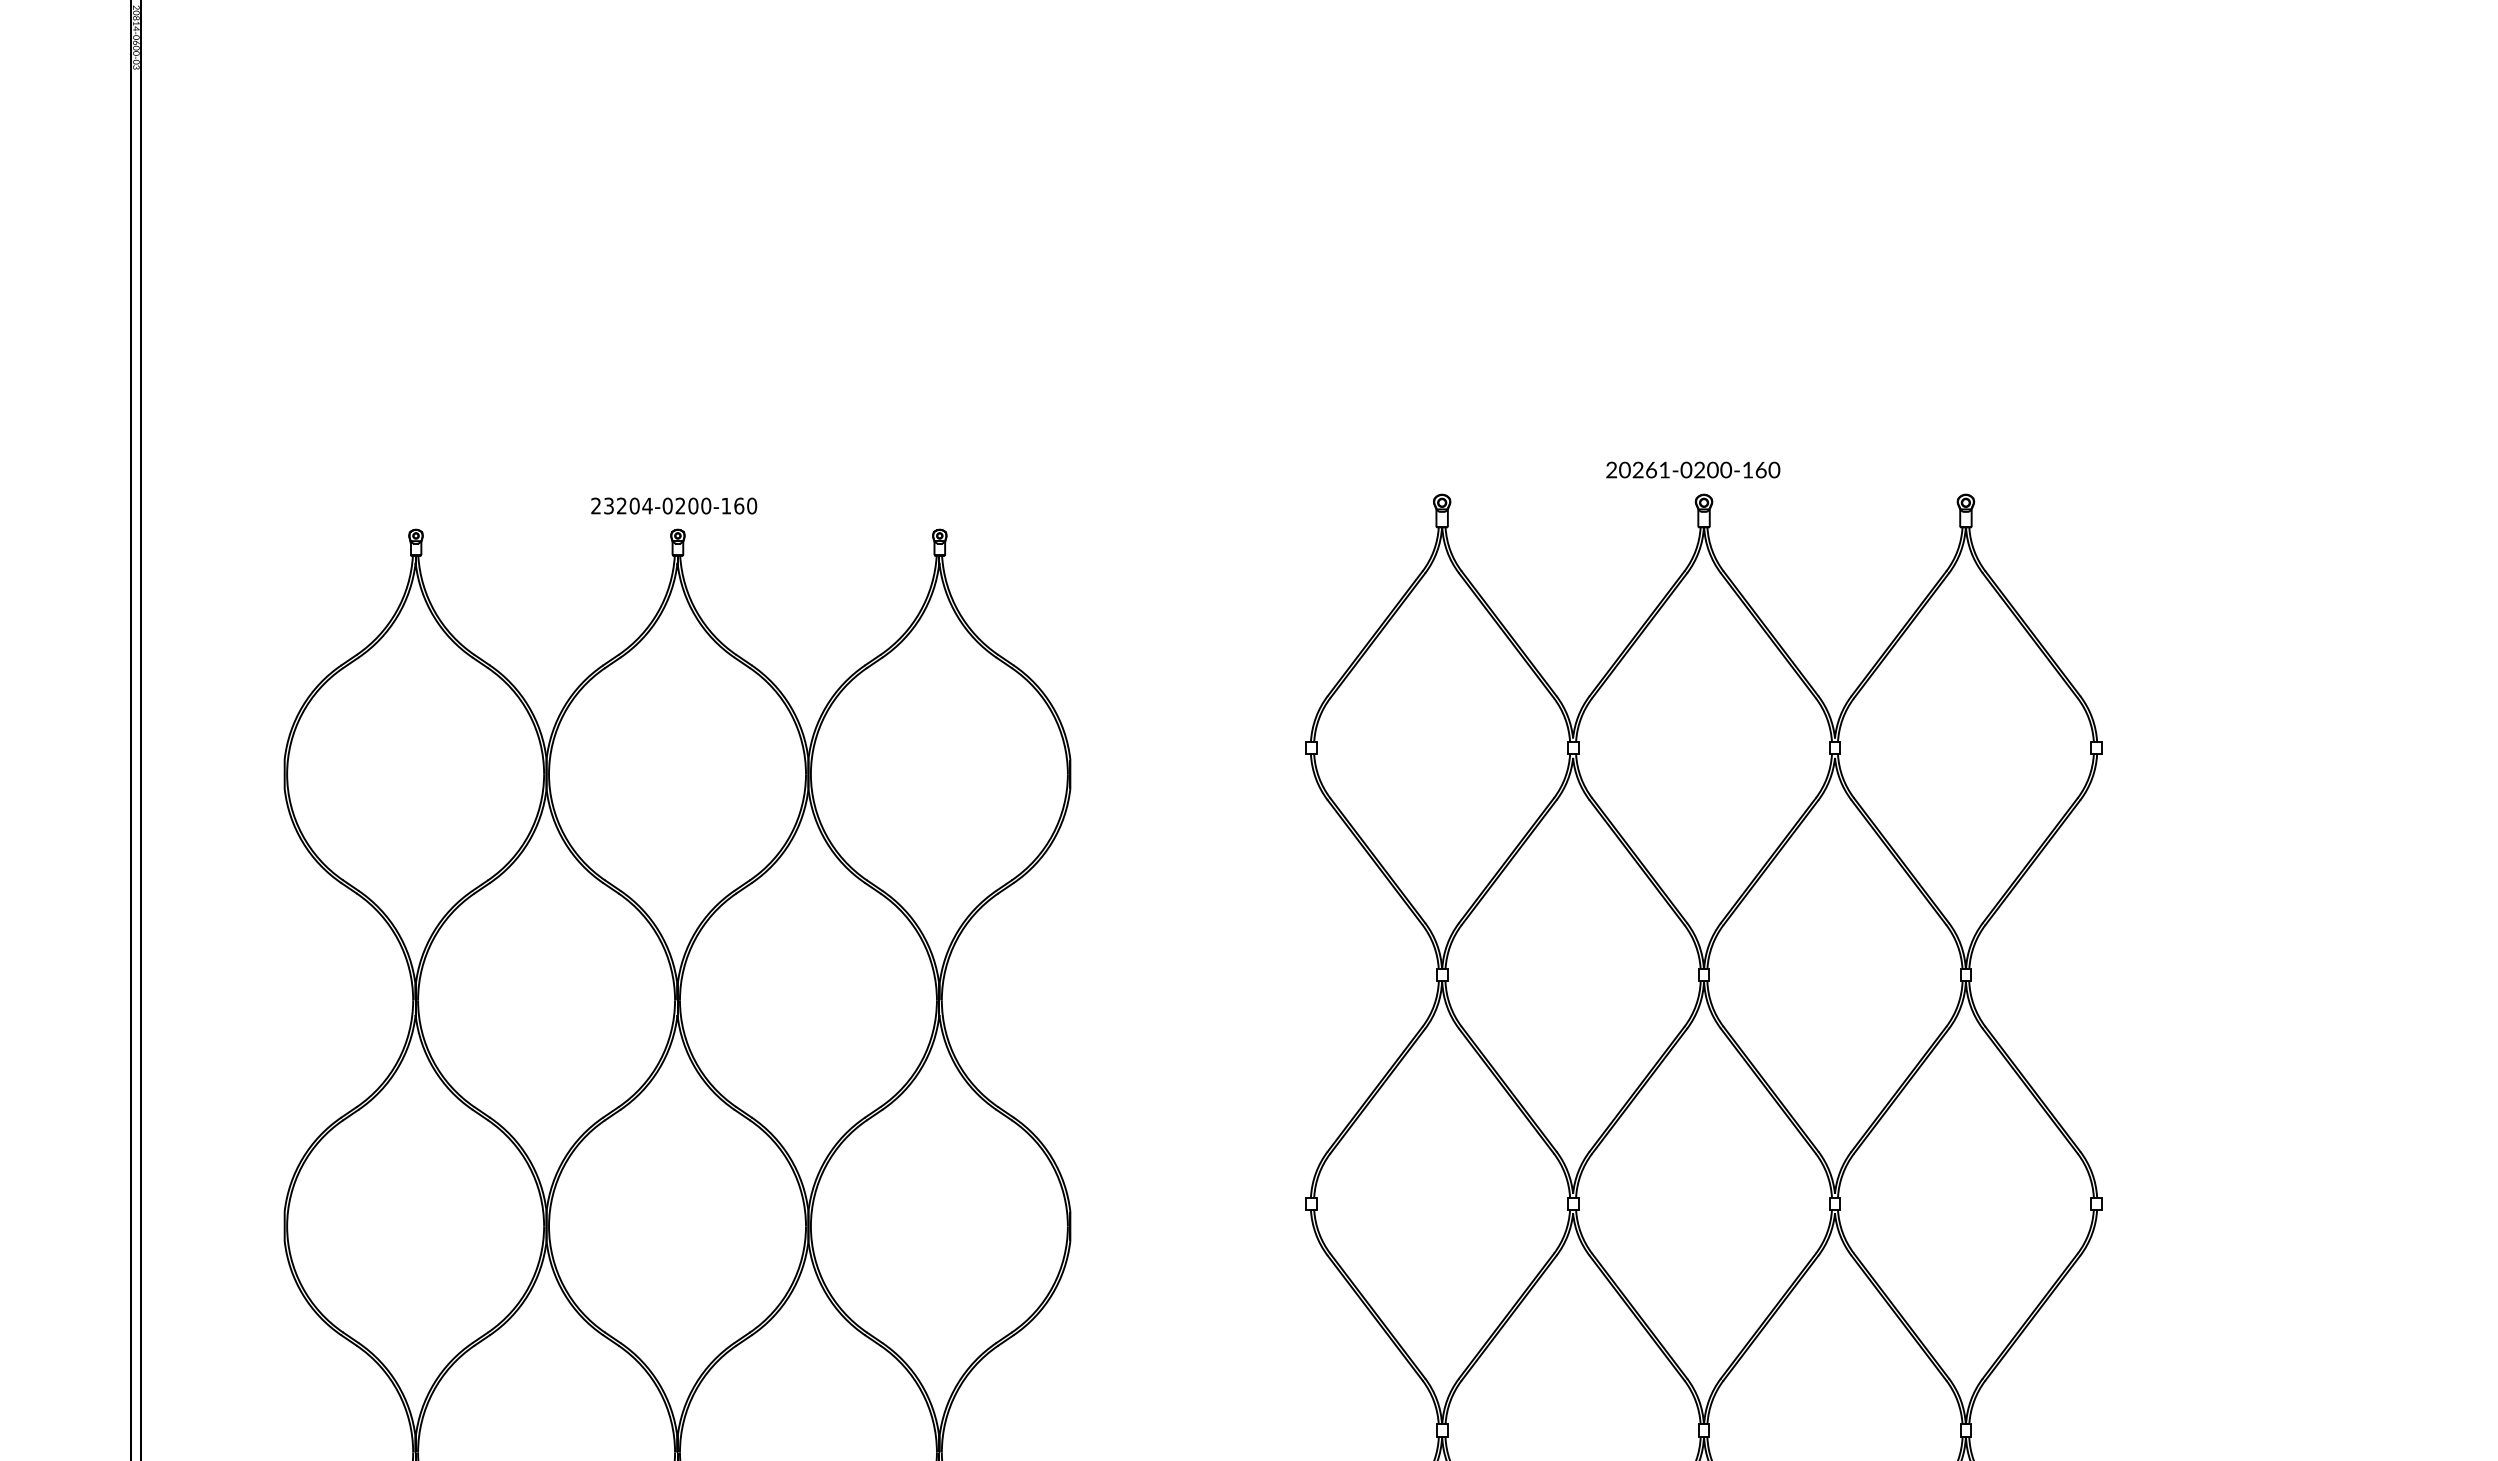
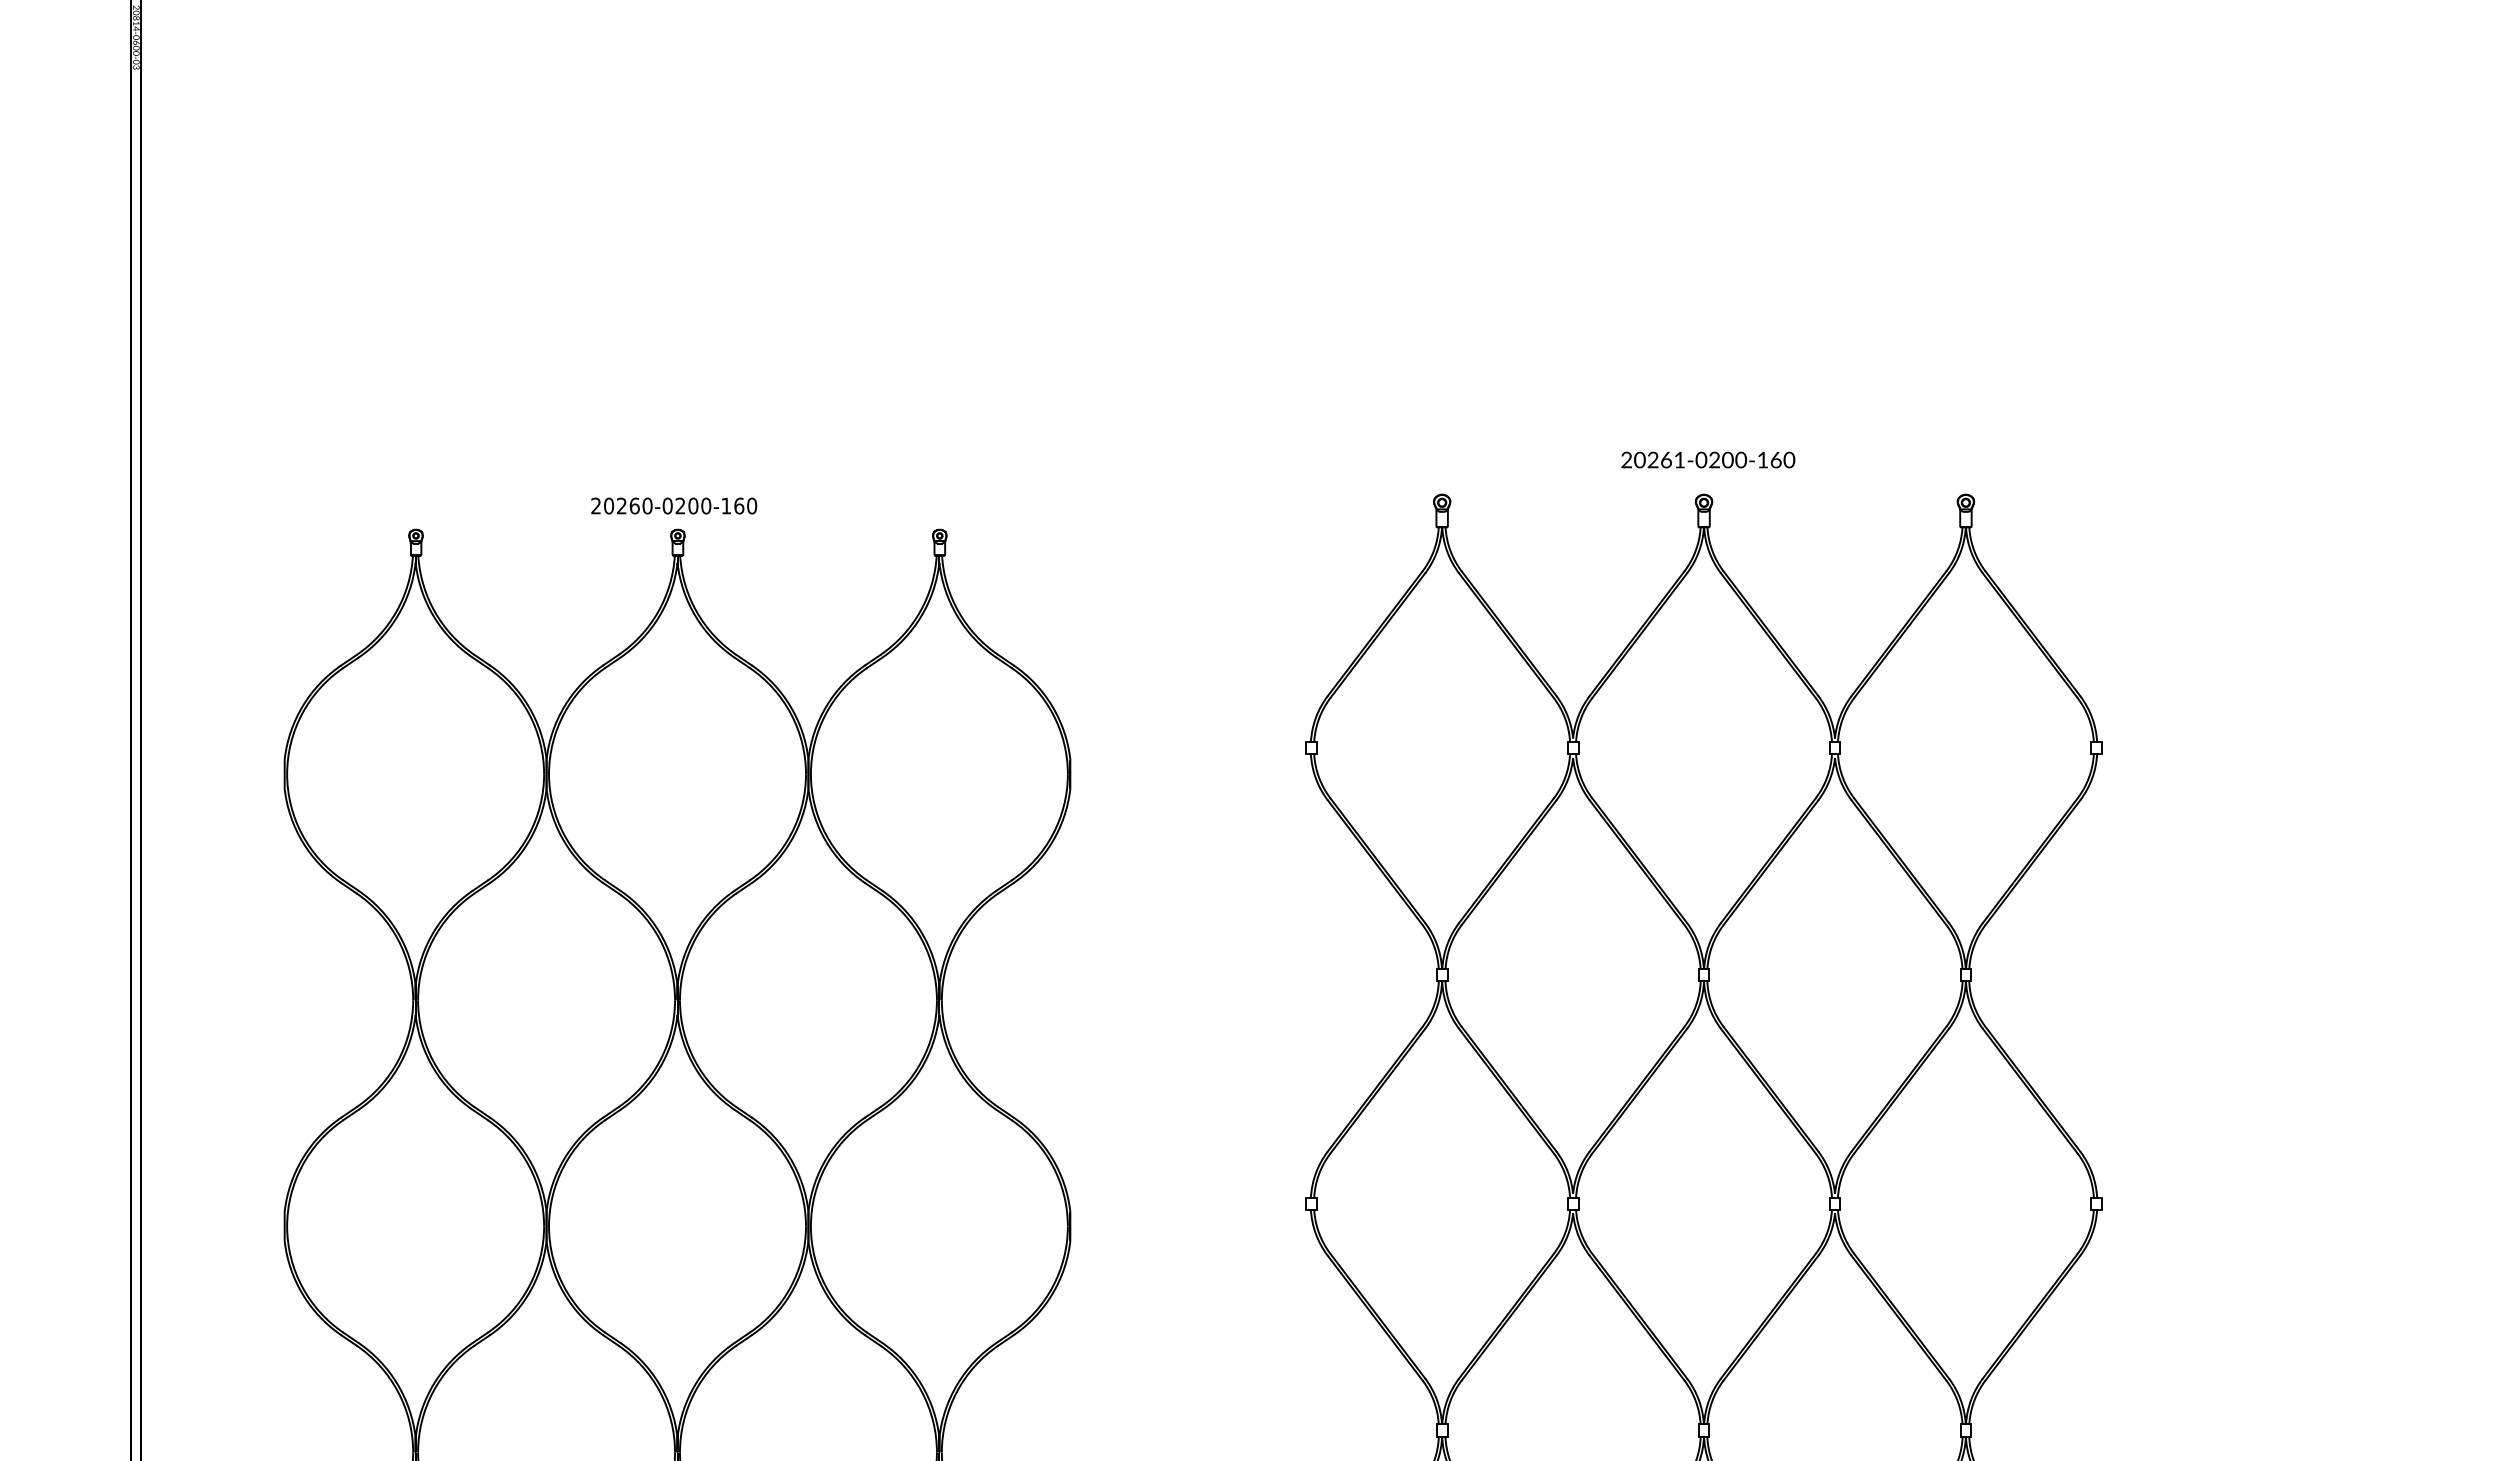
text position: (1693, 469) -> (1708, 459) (1708, 459)
text: 23204-0200-160 -> 20260-0200-160 (628, 505)
